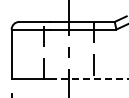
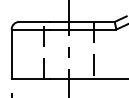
line: dashed -> solid (89, 79)
